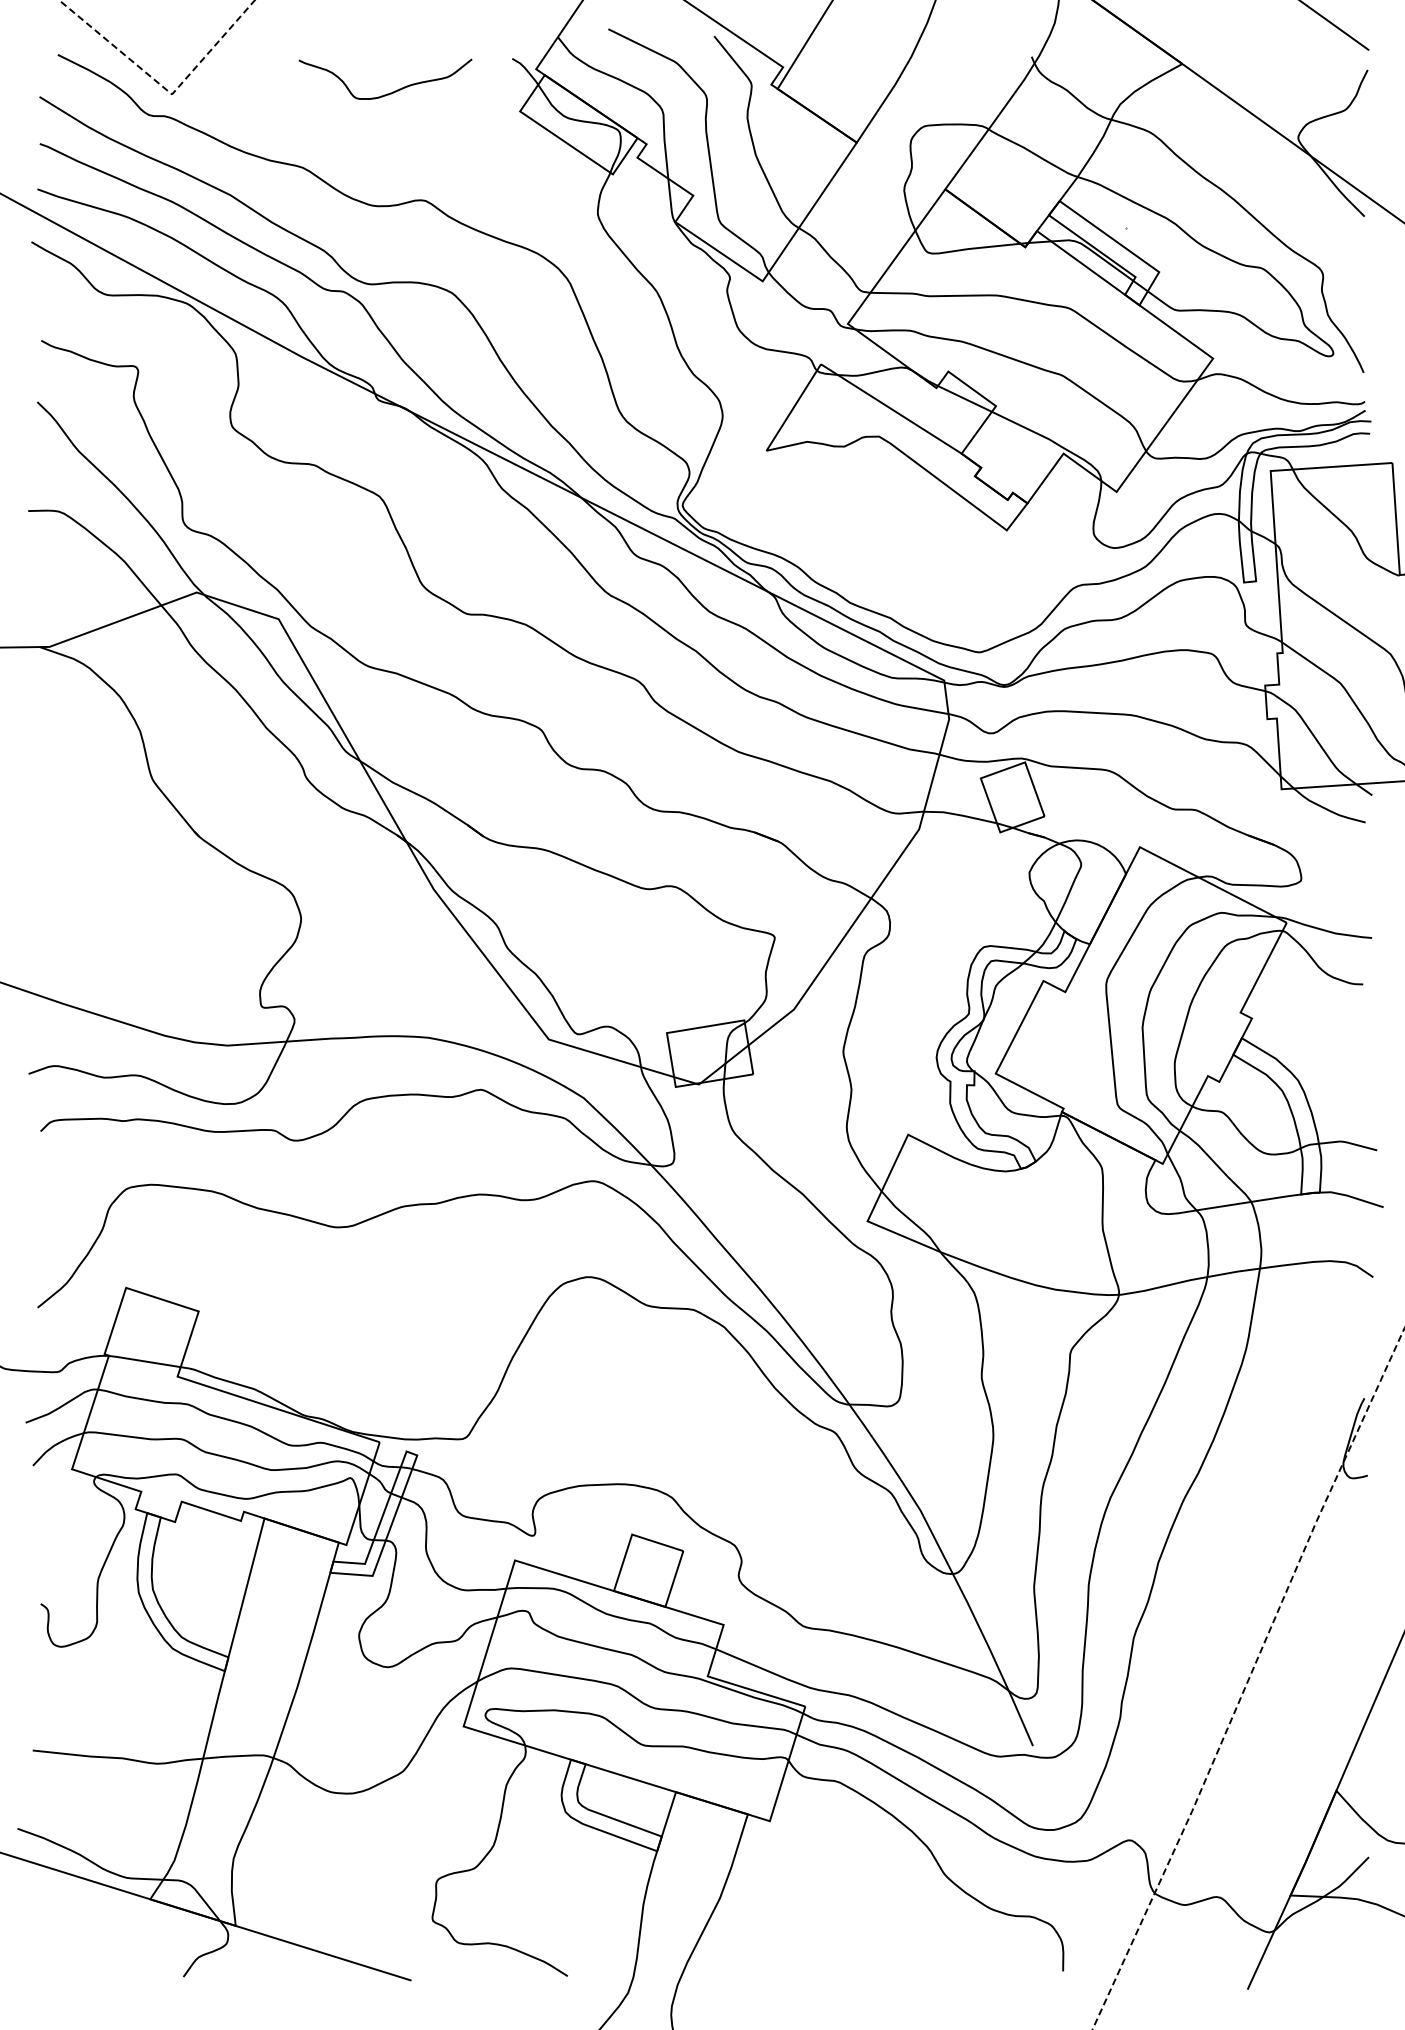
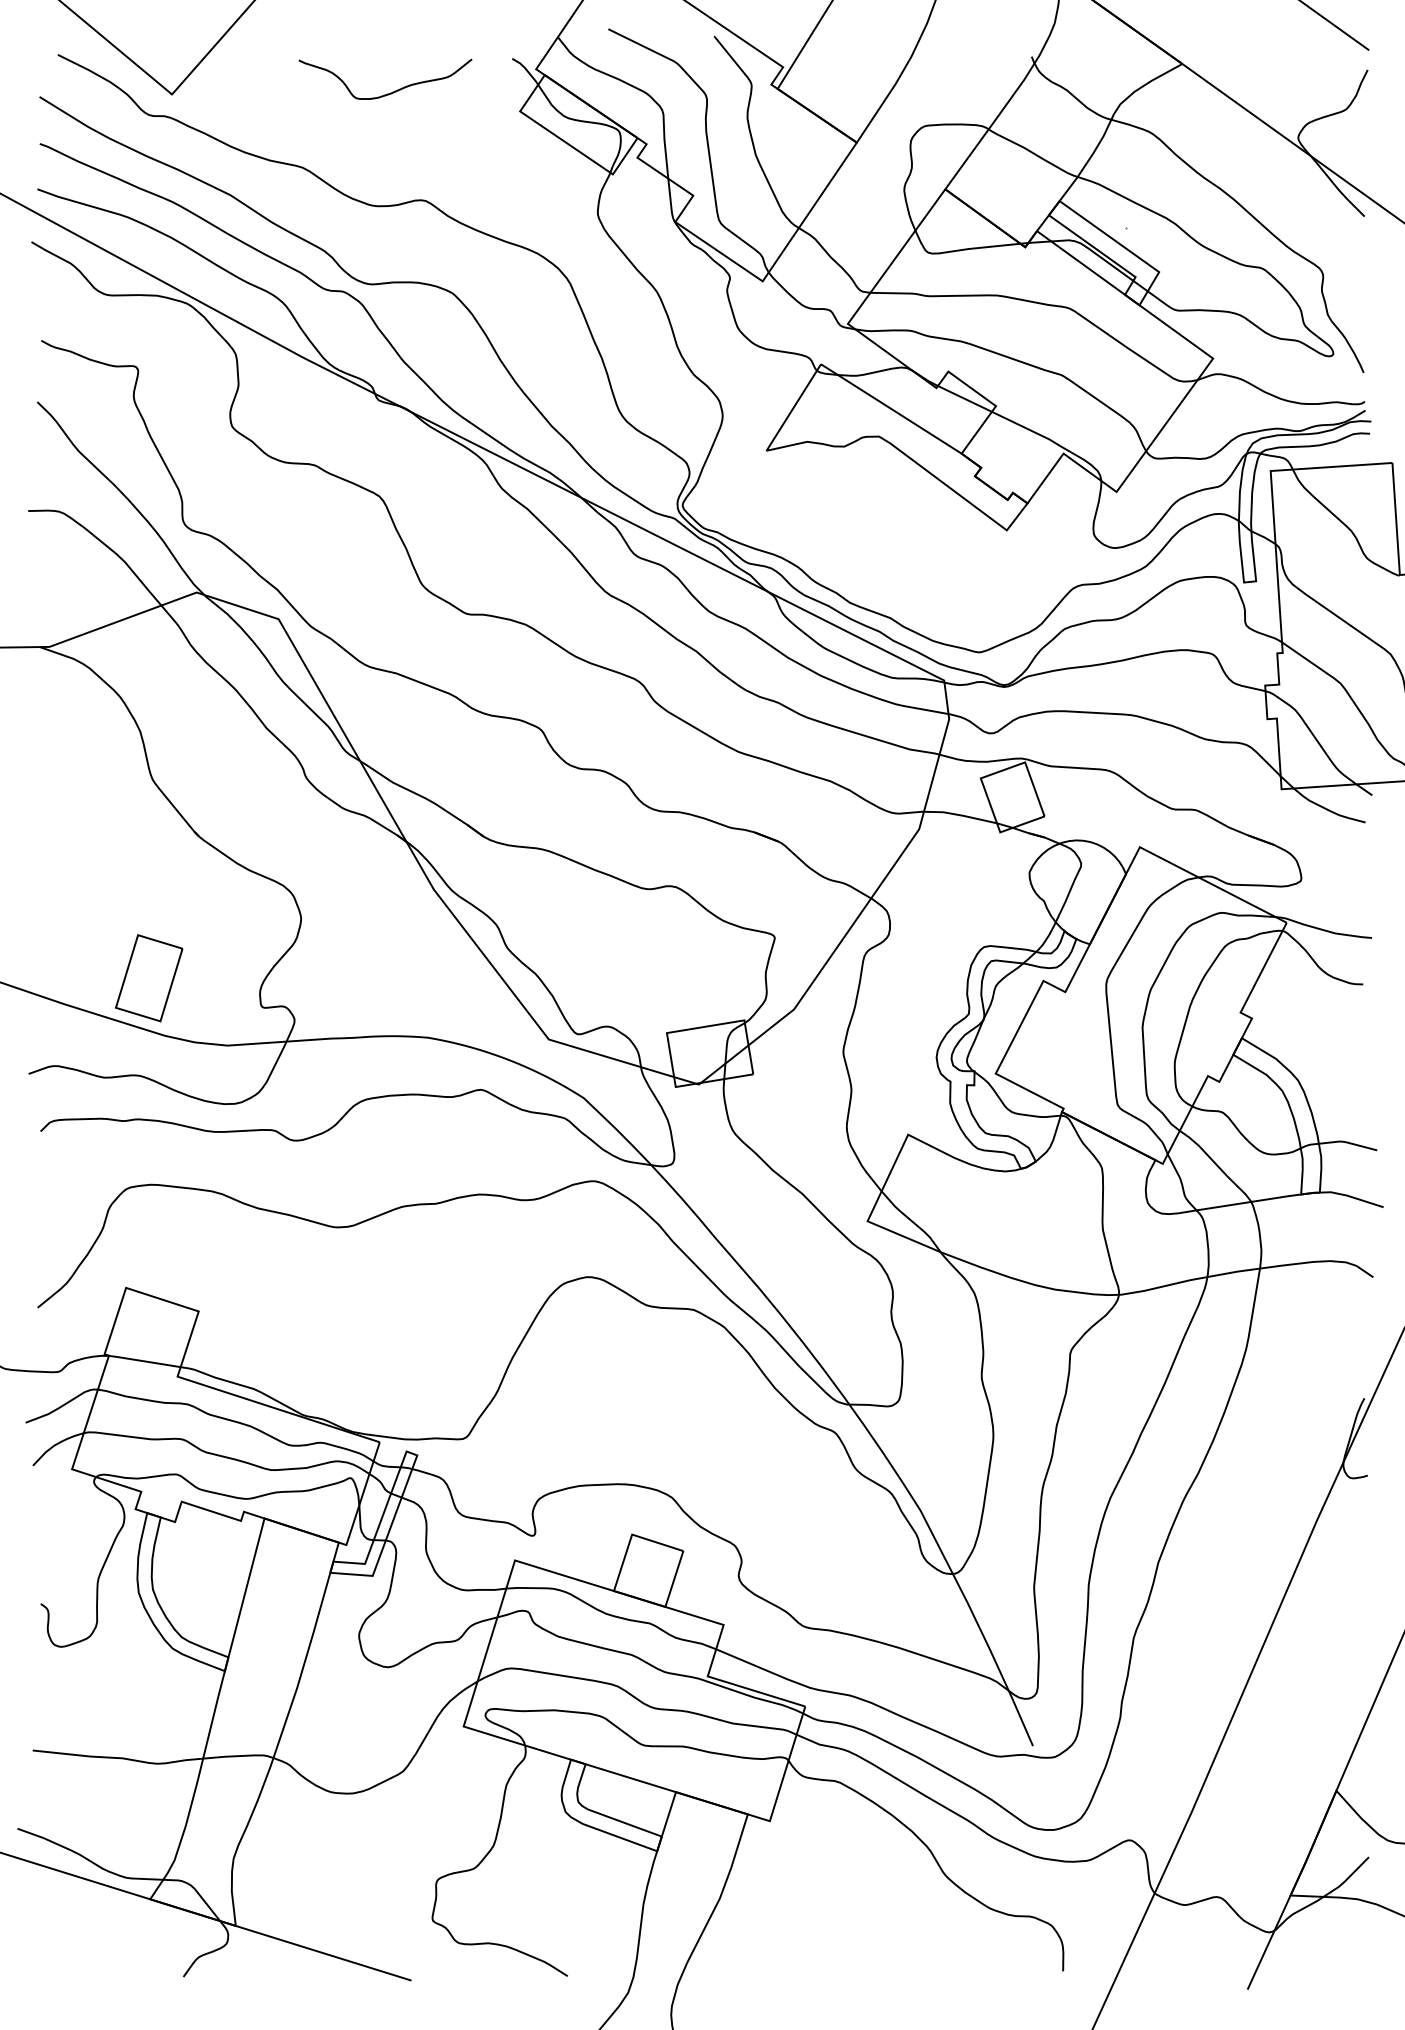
line: dashed -> solid (164, 88)
part: none -> present (149, 978)
line: dashed -> solid (1249, 1678)
